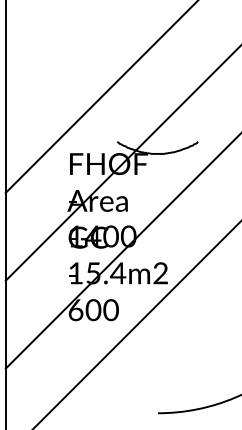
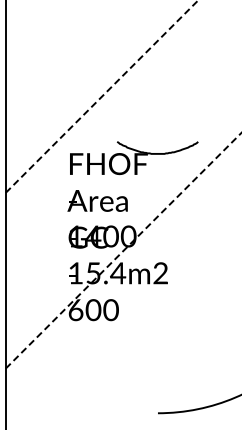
line: solid -> dashed (101, 96)
line: present -> none (121, 163)
line: solid -> dashed (123, 250)
line: present -> none (136, 324)
